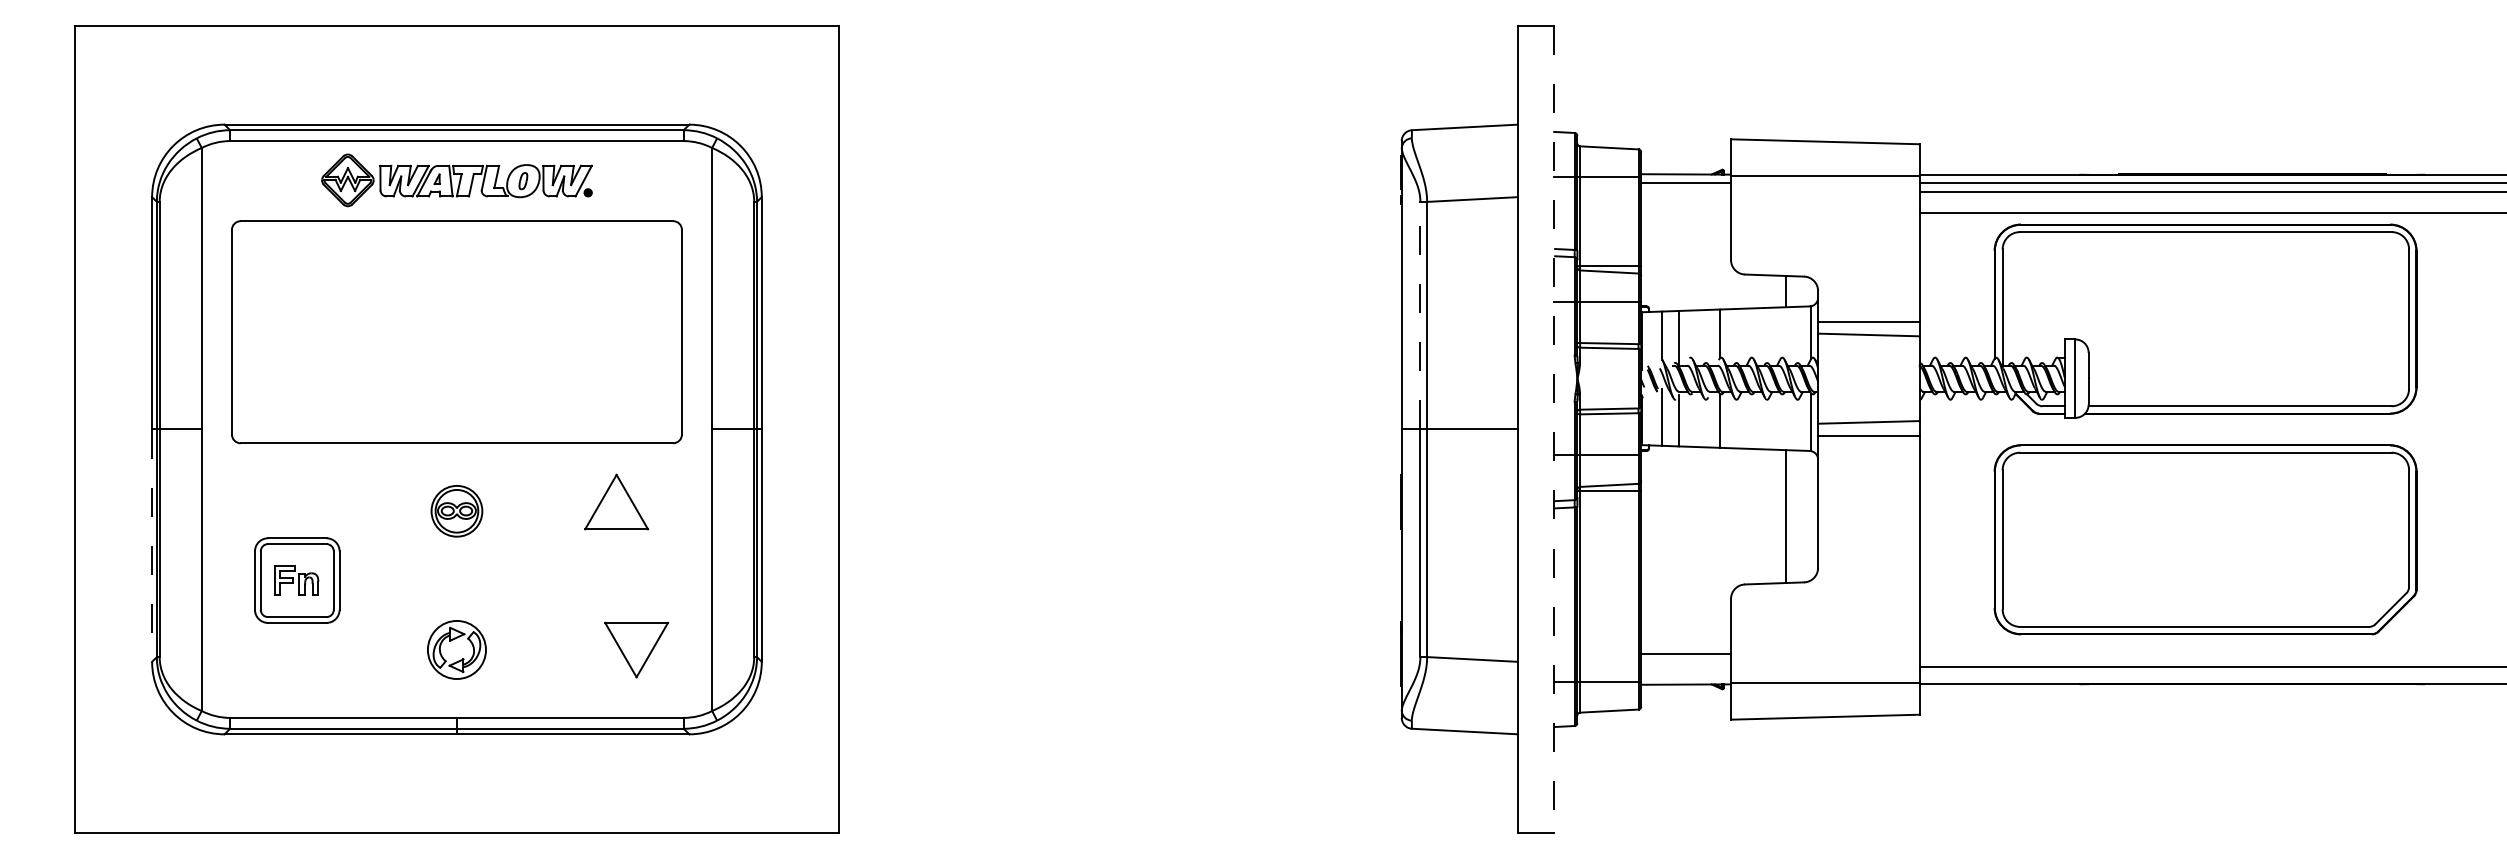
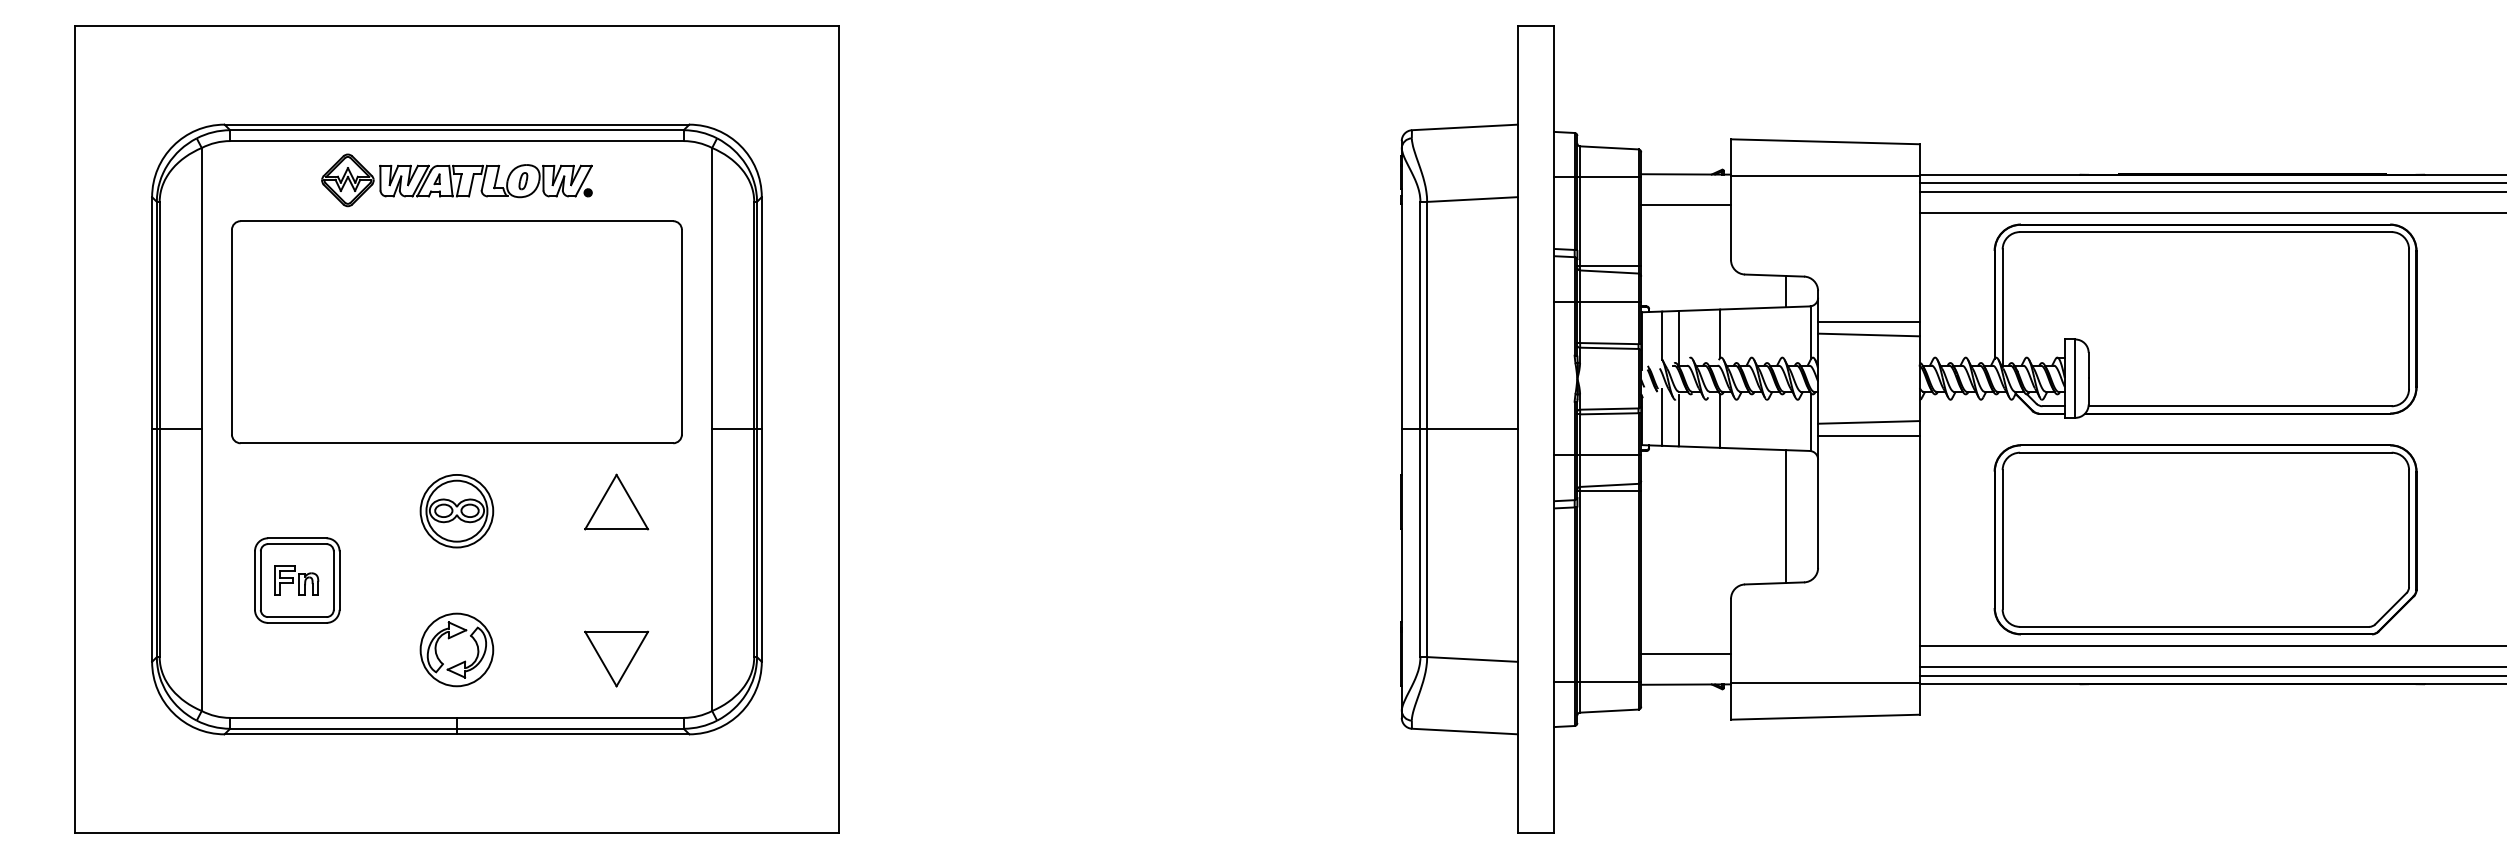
line position: (1686, 183) -> (1686, 205) (1686, 205)
line: dashed -> solid (1420, 315)
line: dashed -> solid (1554, 429)
part size: 54x53 px -> 76x75 px (456, 511)
line: dashed -> solid (152, 546)
line: none -> present (2211, 646)
part size: 60x60 px -> 76x76 px (456, 649)
part position: (636, 649) -> (616, 658) (616, 658)
line: none -> present (2211, 675)
